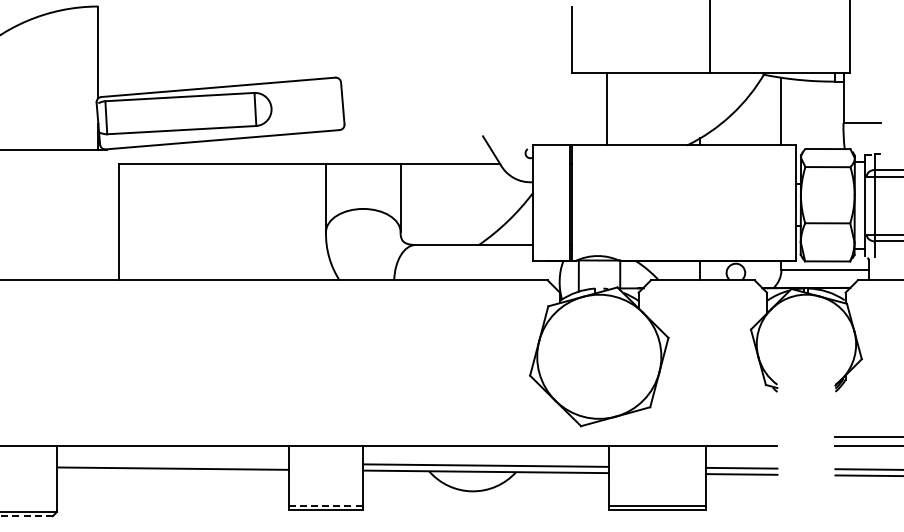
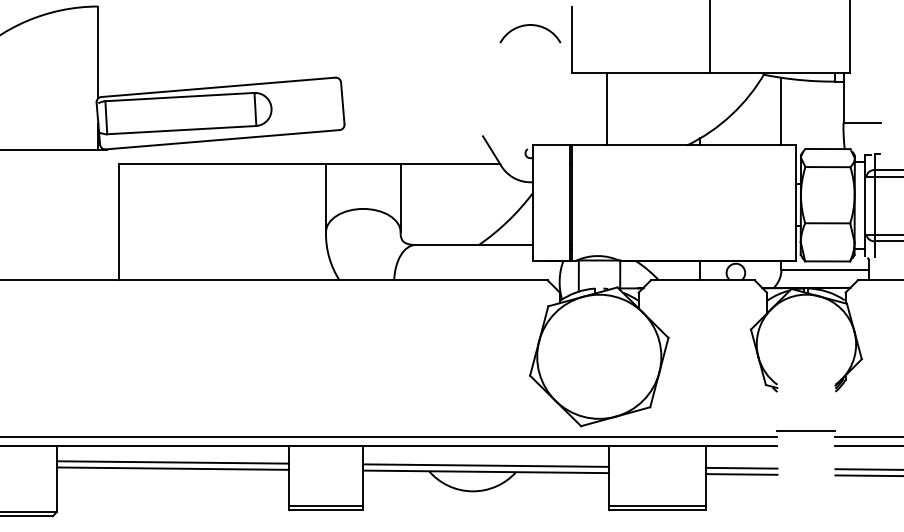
arc: none -> present (530, 25)
line: none -> present (806, 431)
line: none -> present (389, 436)
line: none -> present (172, 462)
line: dashed -> solid (326, 505)
line: dashed -> solid (26, 516)
